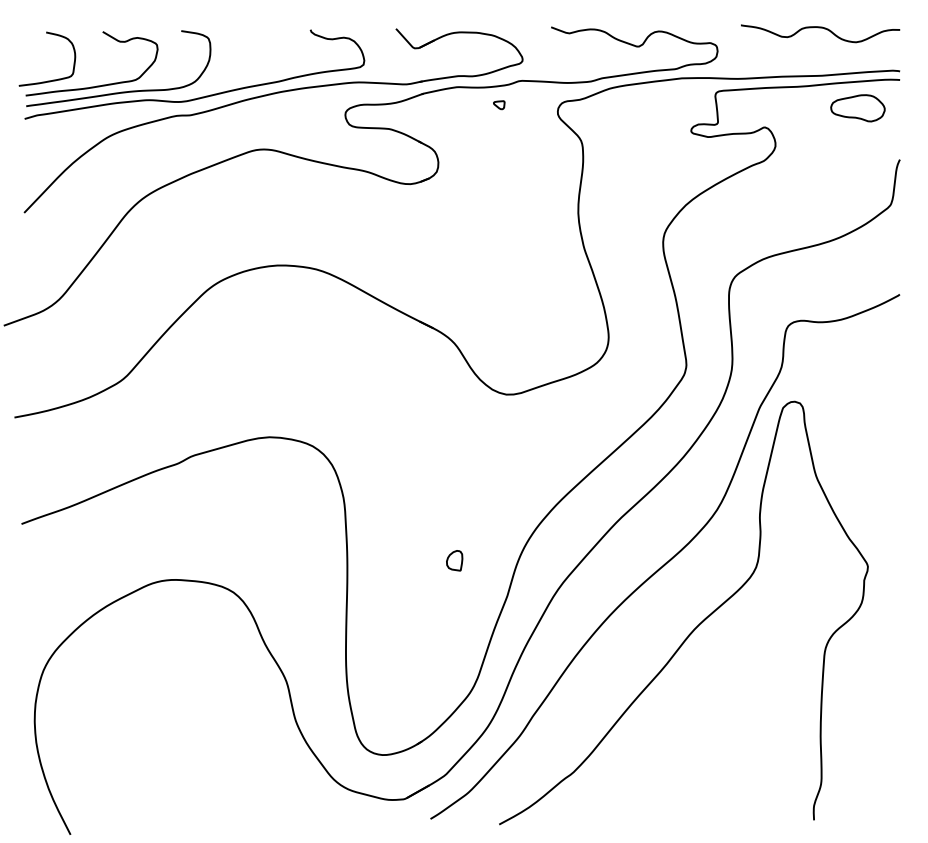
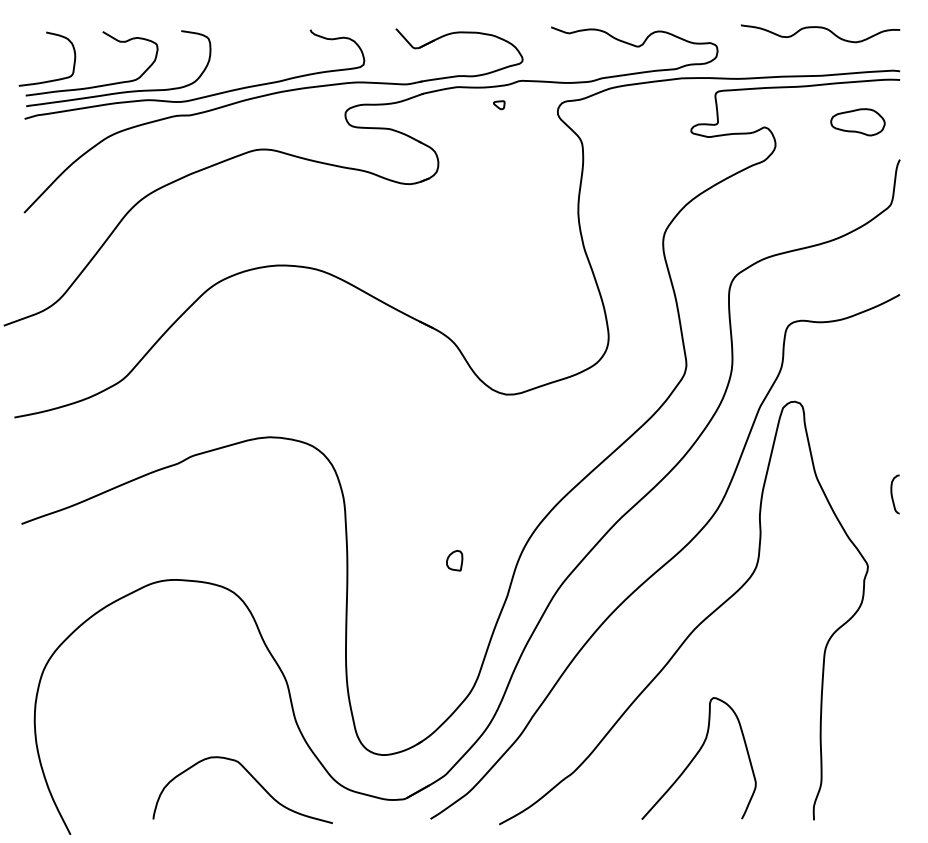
part position: (857, 108) -> (857, 122) (857, 122)
curve: none -> present (892, 494)
curve: none -> present (696, 756)
curve: none -> present (252, 778)
